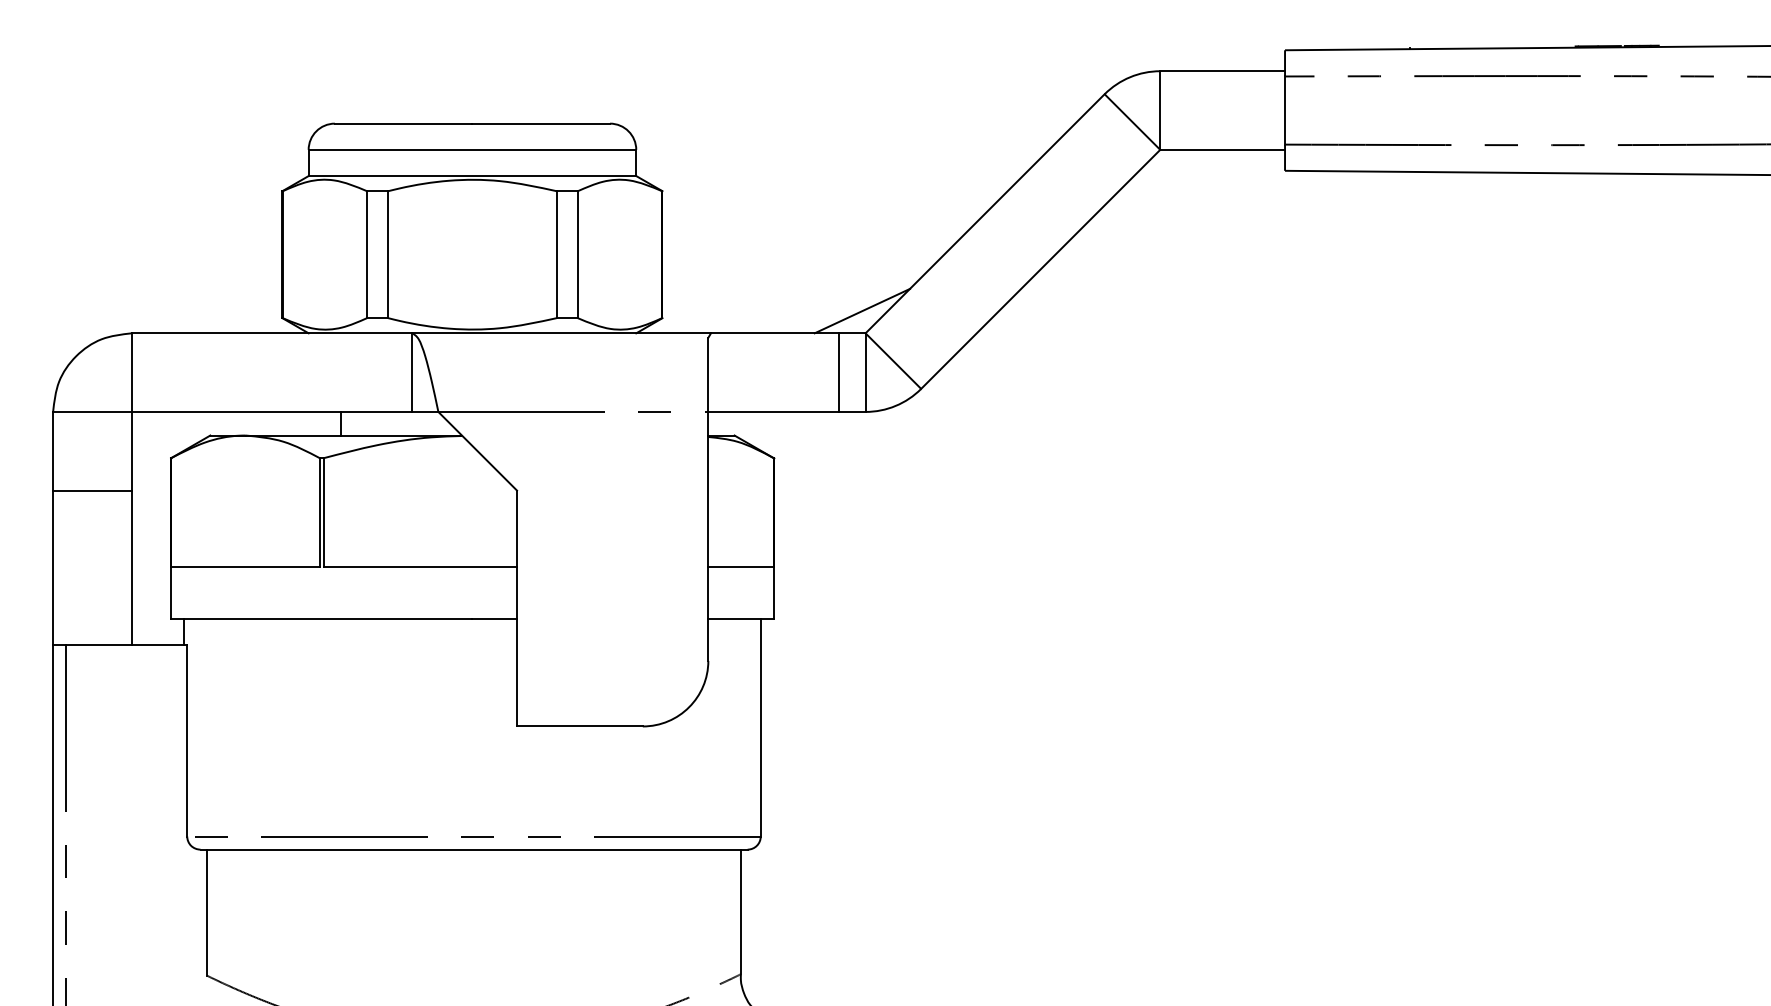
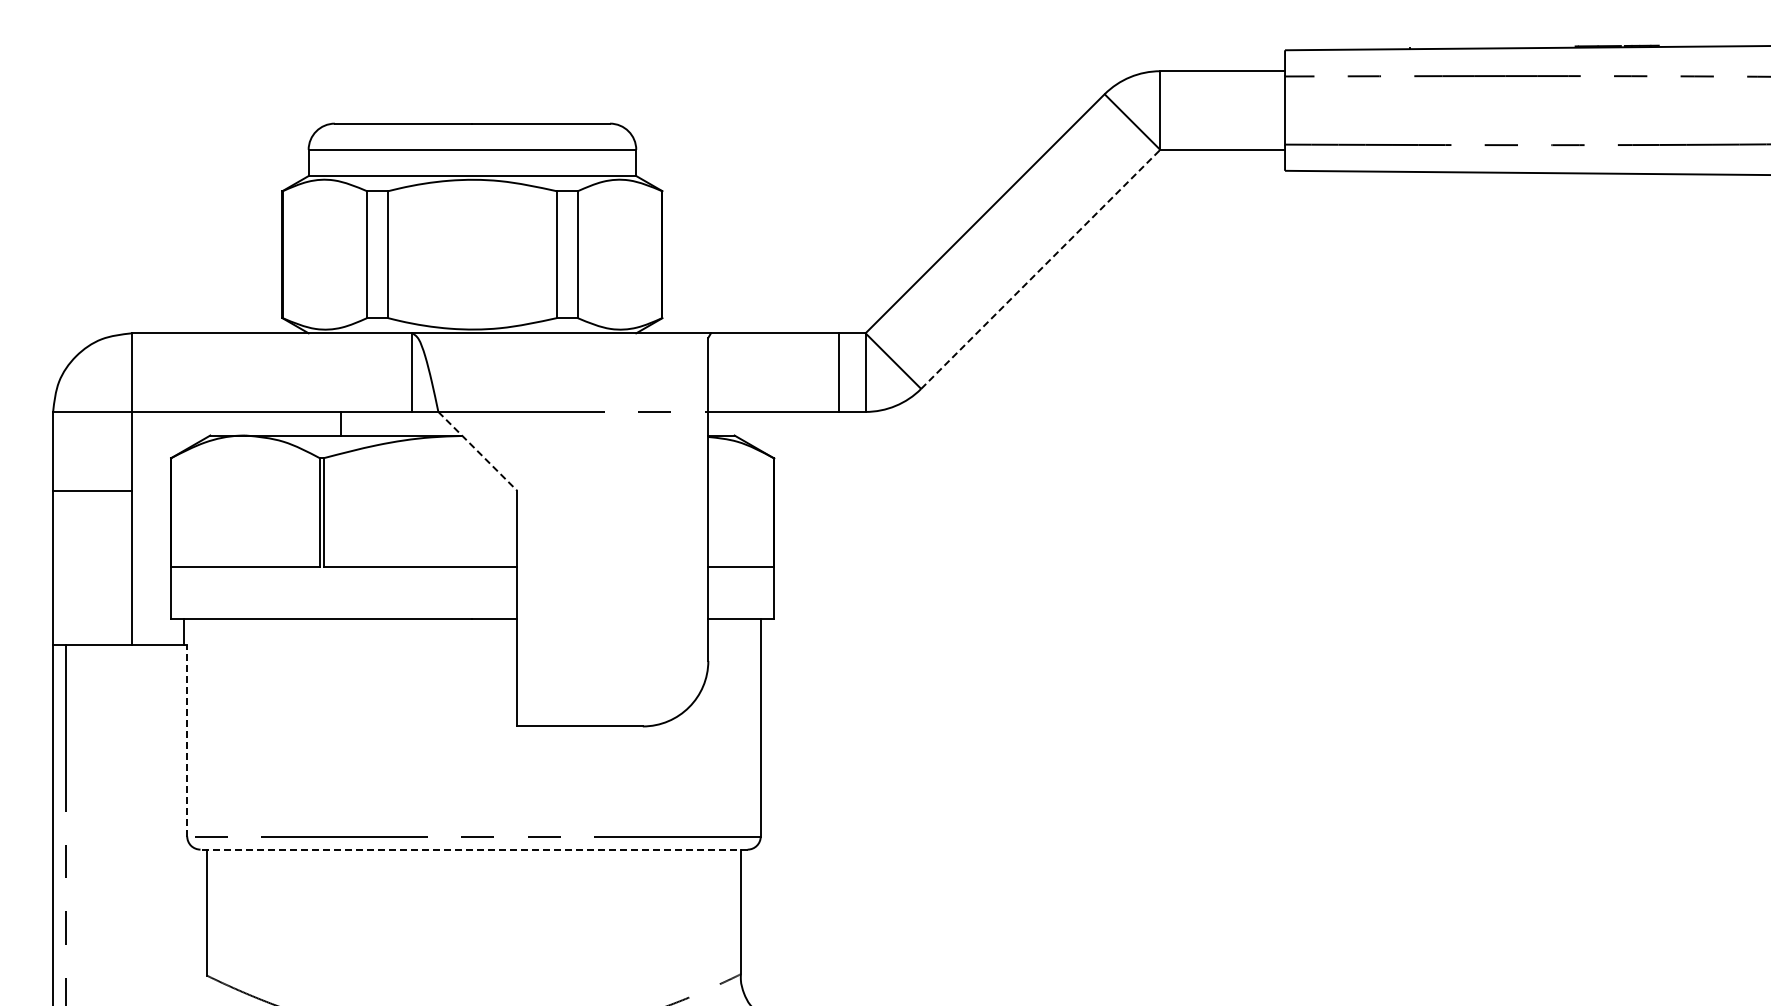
line: solid -> dashed (1041, 269)
line: present -> none (861, 310)
line: solid -> dashed (477, 451)
line: solid -> dashed (187, 740)
line: solid -> dashed (474, 849)
